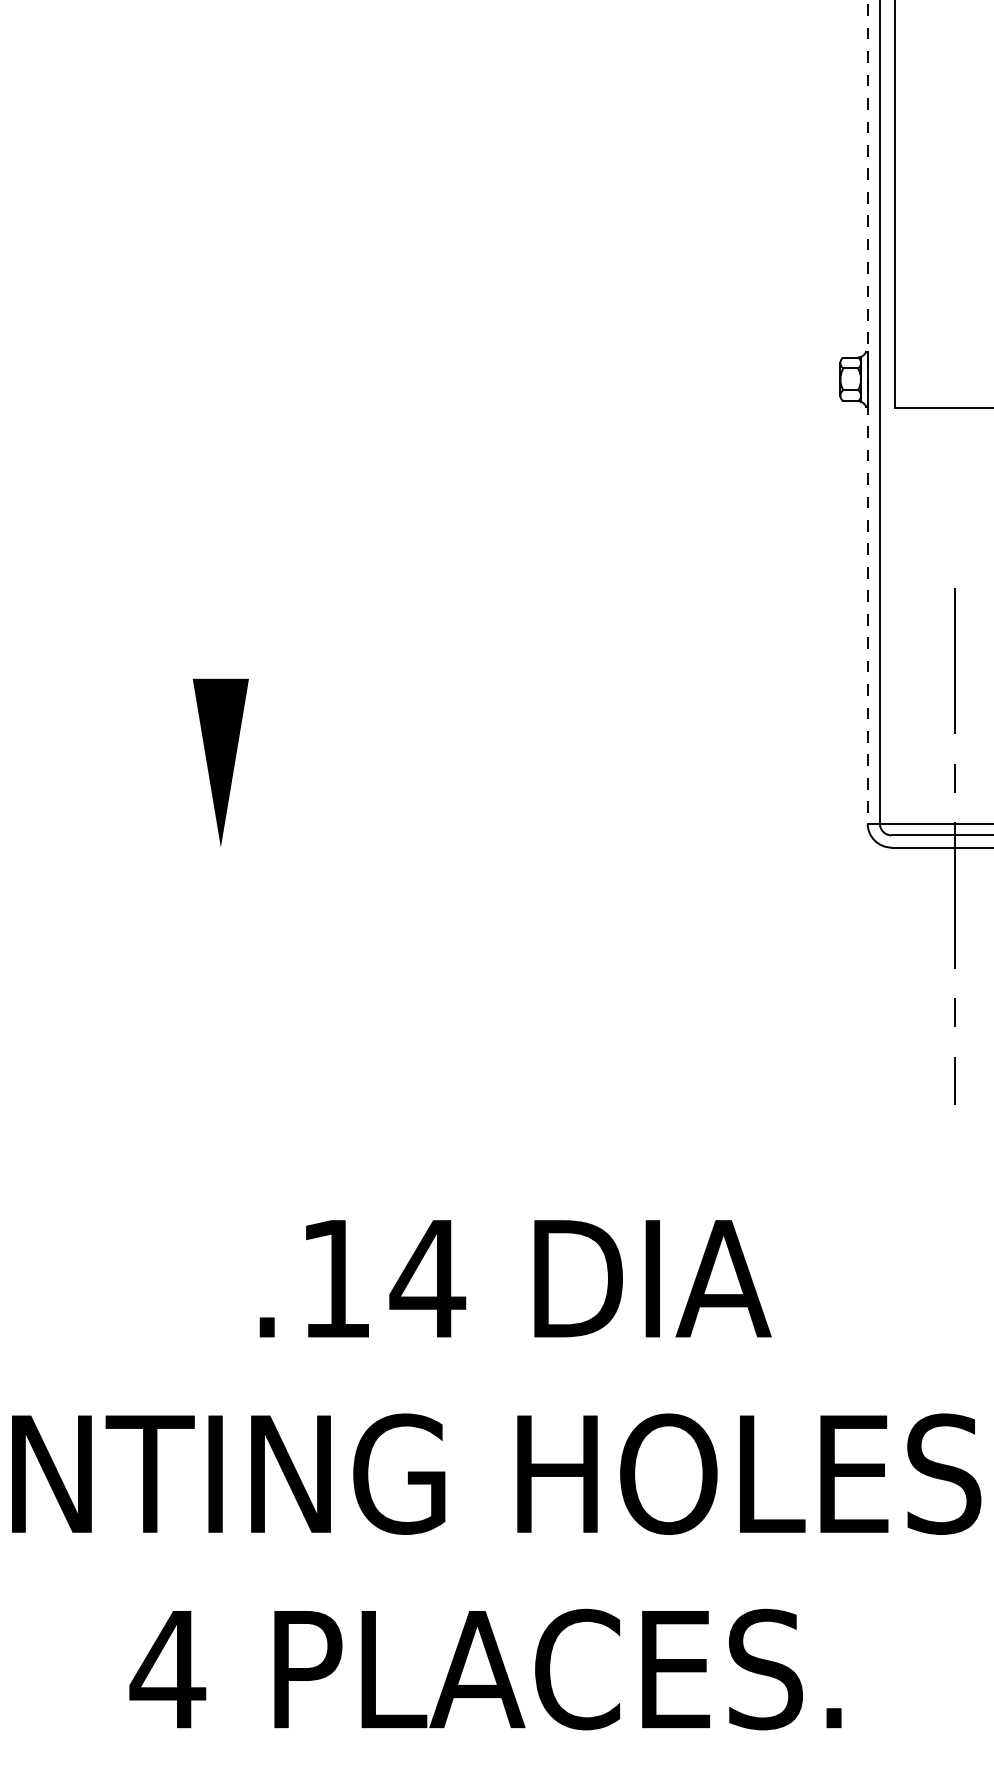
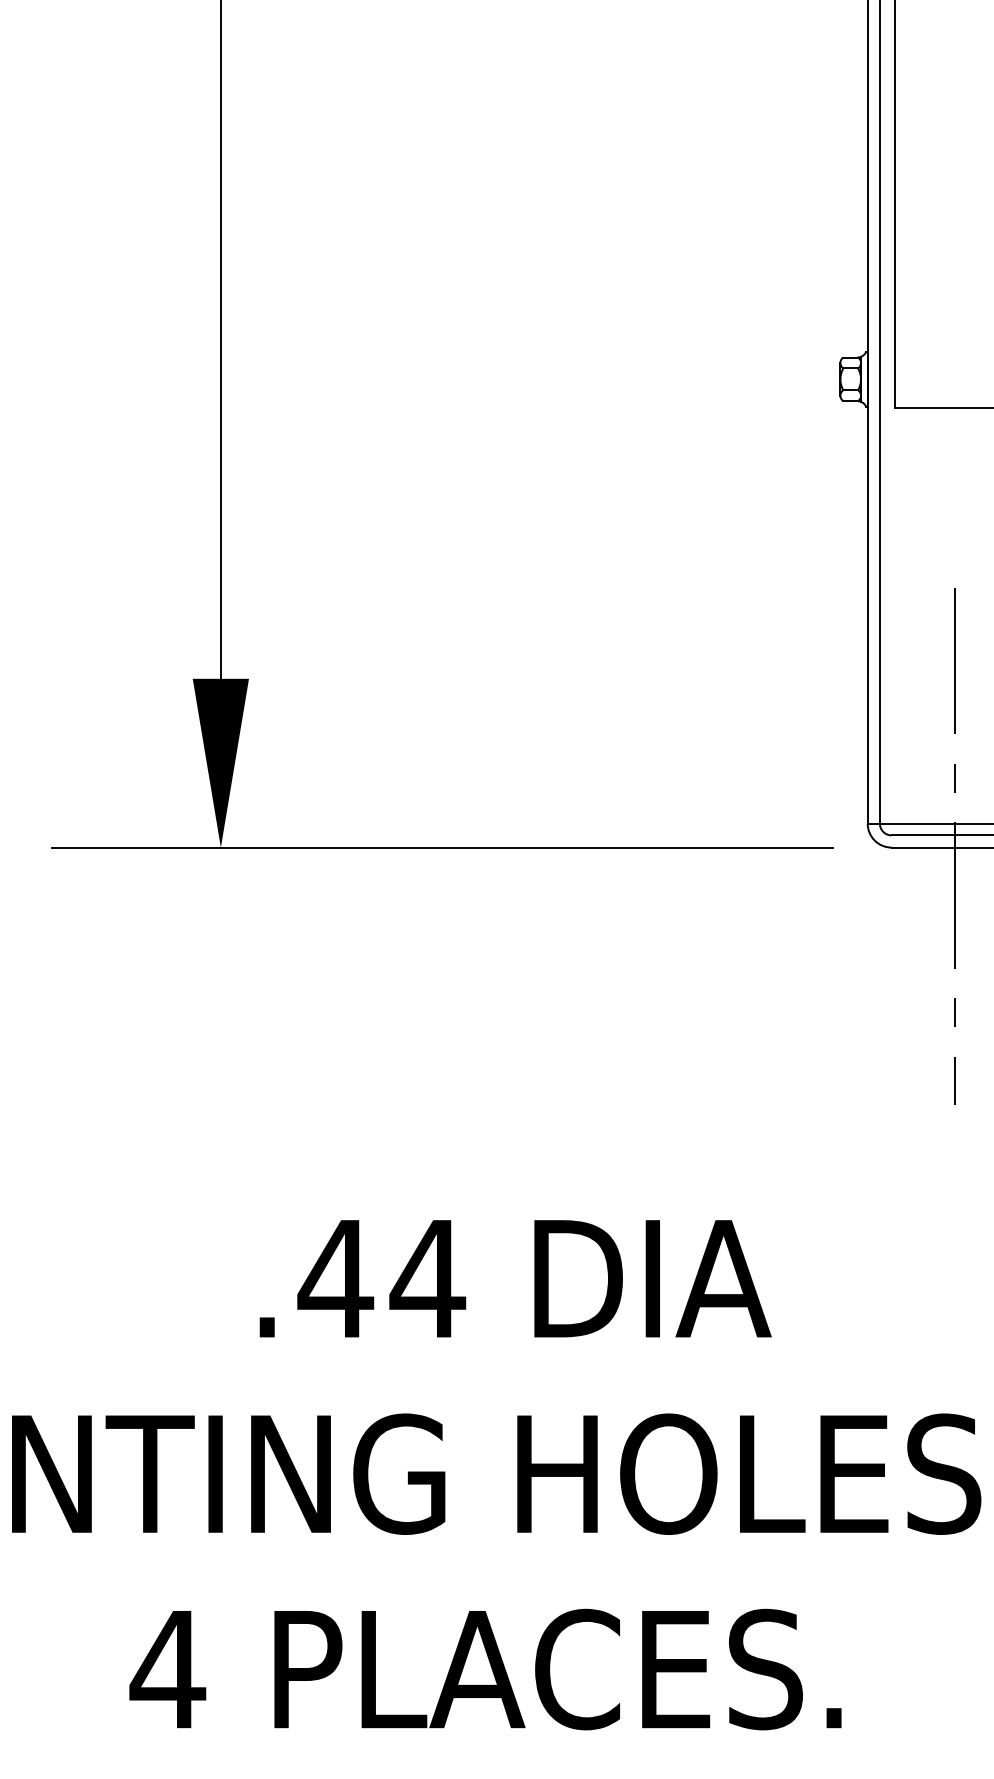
line: none -> present (220, 340)
line: dashed -> solid (867, 412)
line: none -> present (442, 847)
text: .14 -> .44 (335, 1278)
